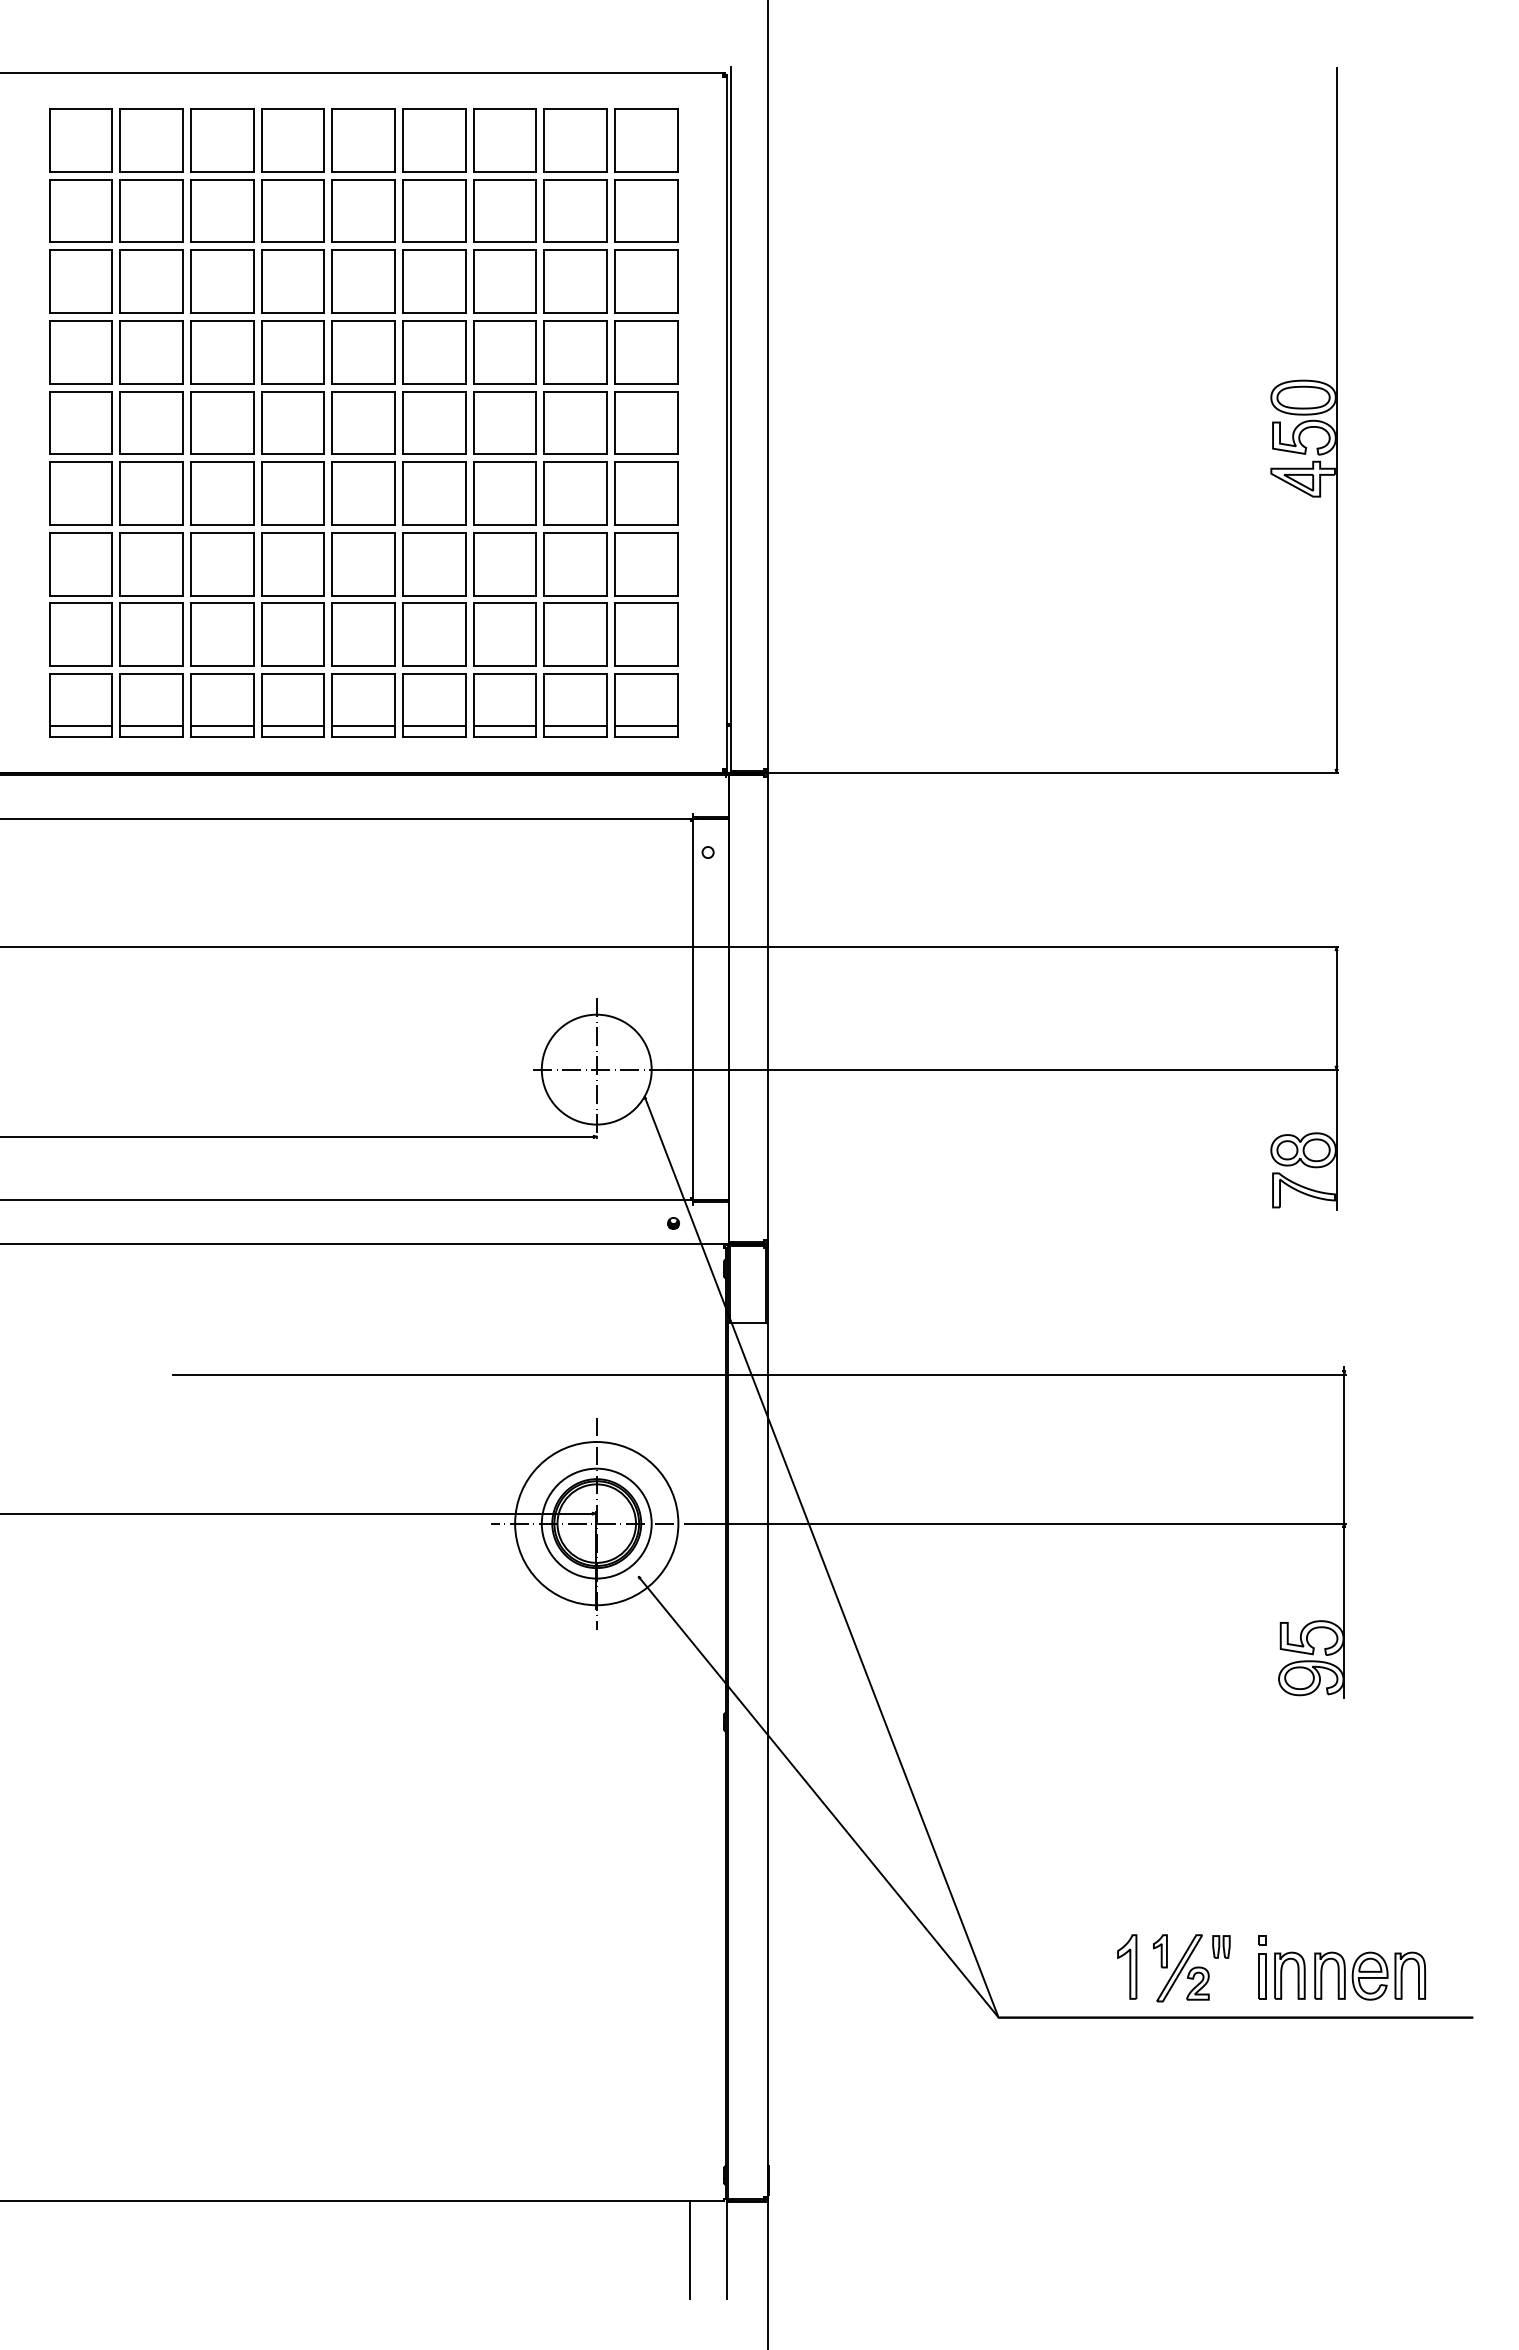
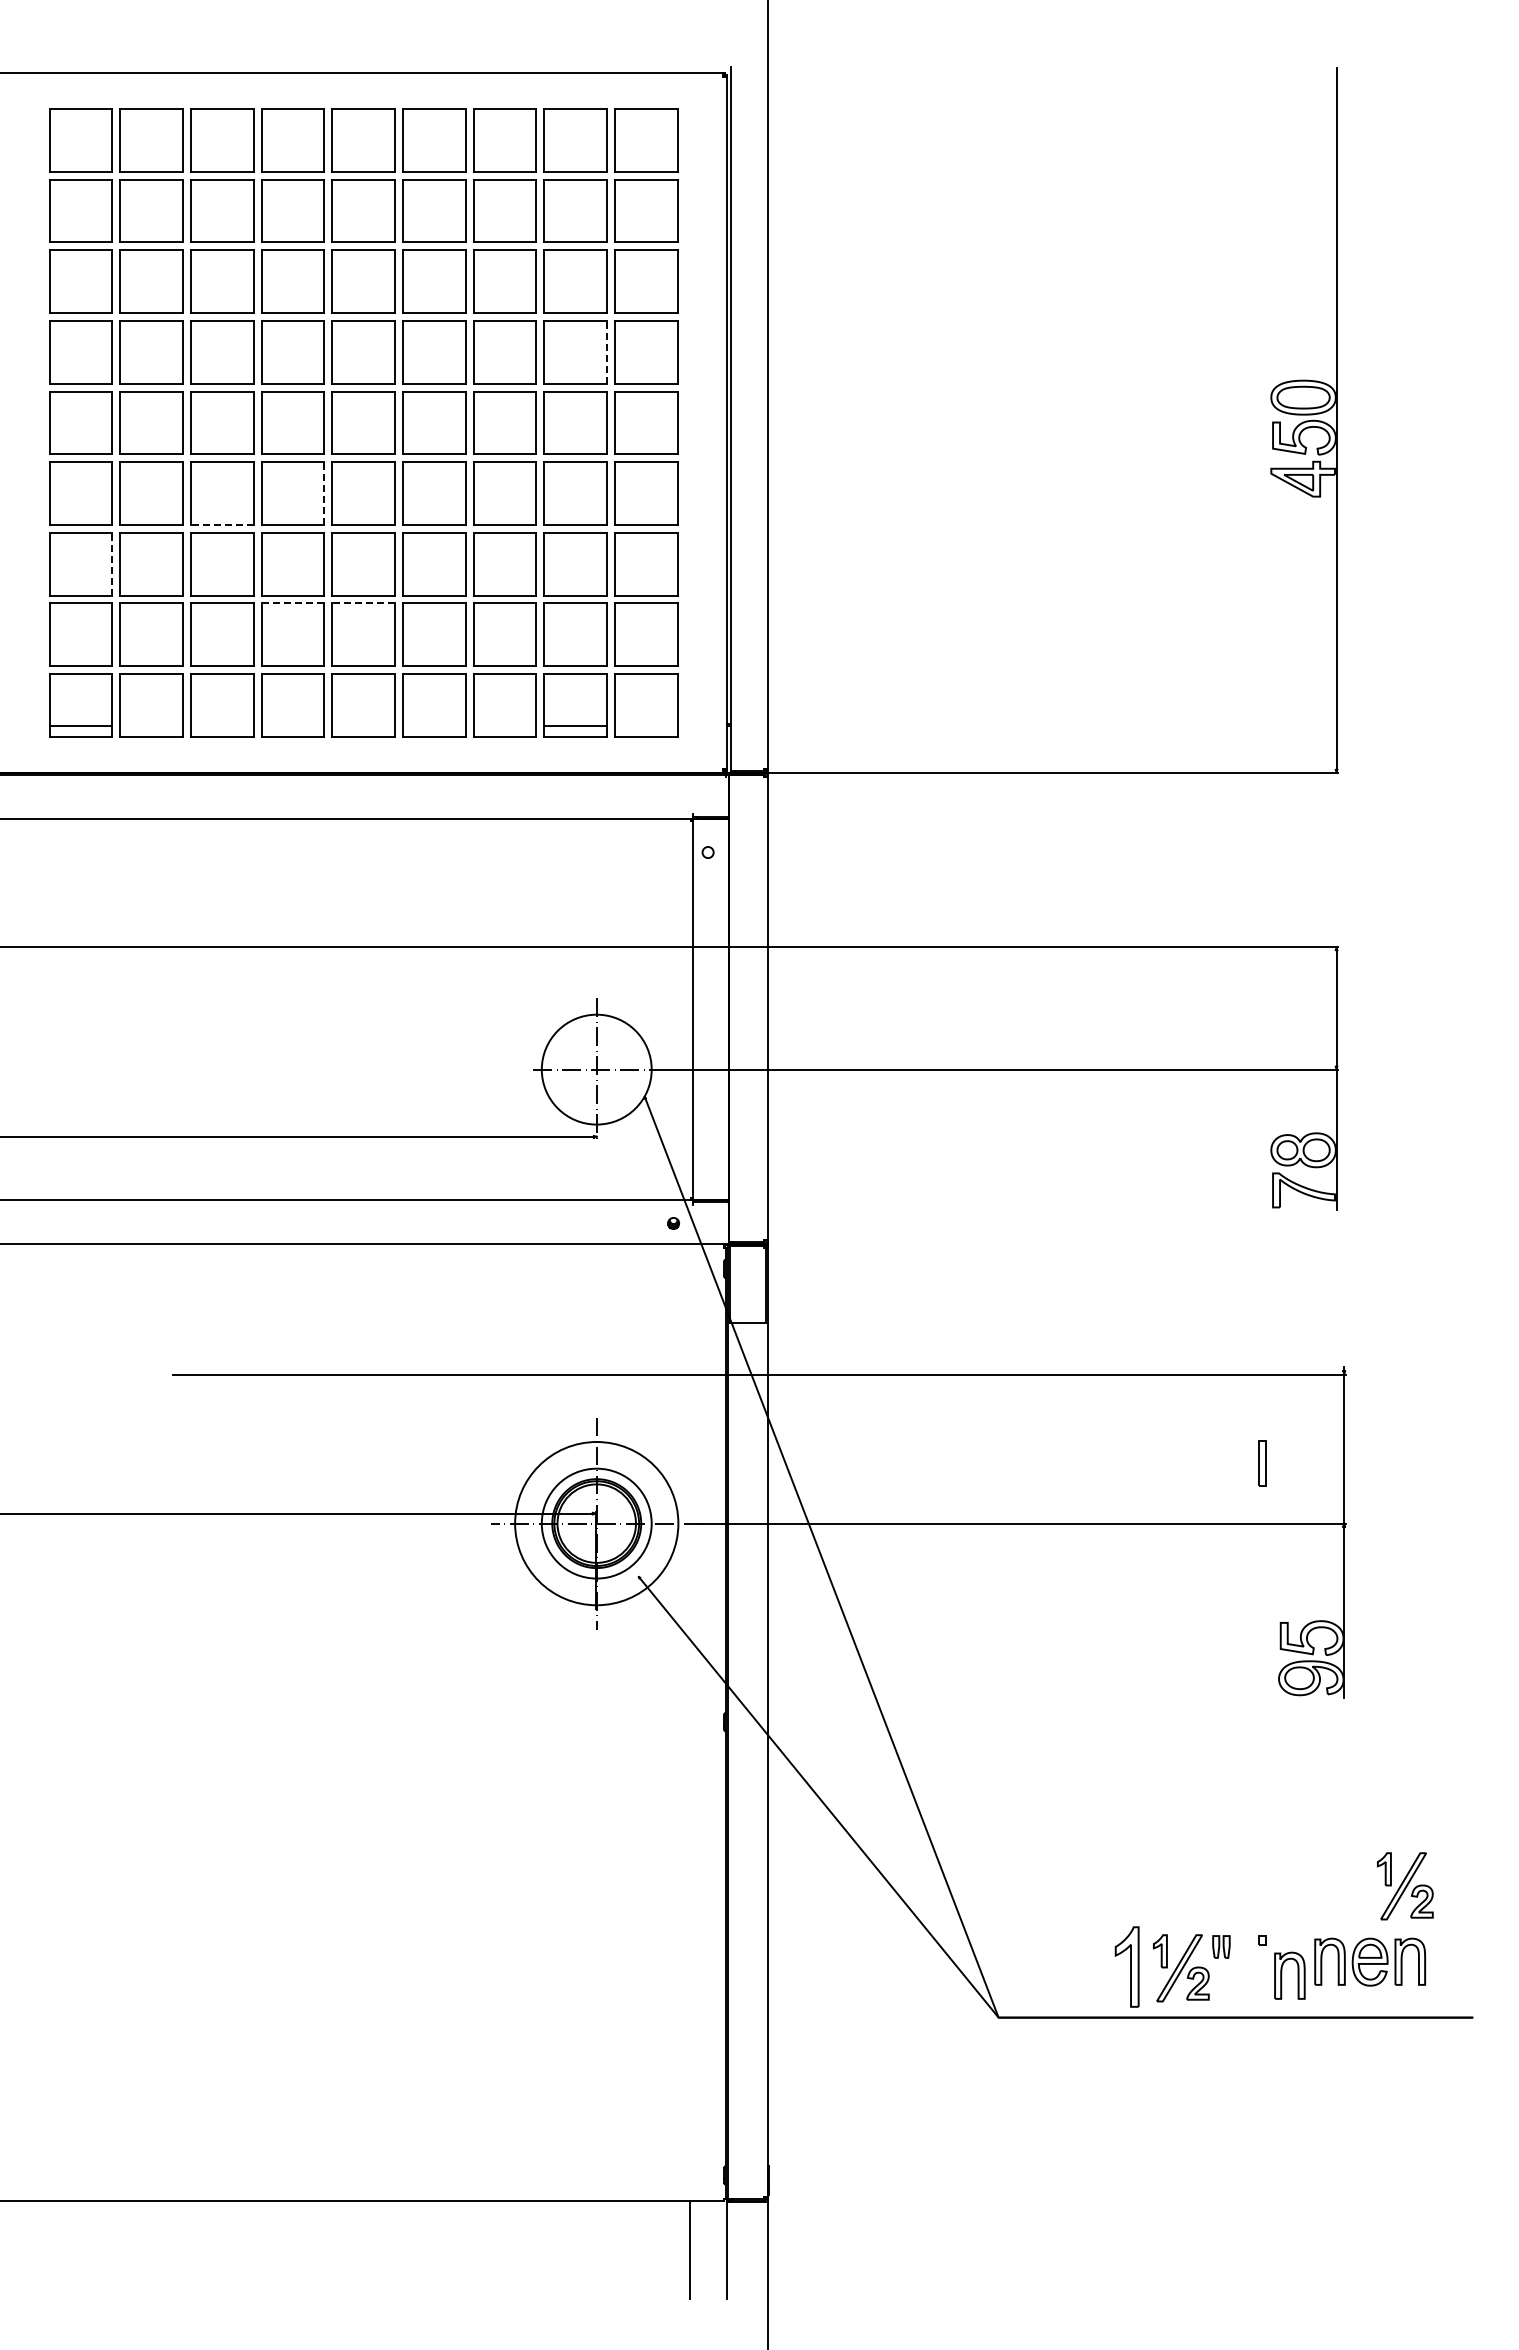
line: solid -> dashed (606, 351)
line: solid -> dashed (324, 493)
line: solid -> dashed (221, 525)
line: solid -> dashed (112, 563)
line: solid -> dashed (292, 603)
line: solid -> dashed (363, 603)
line: present -> none (151, 726)
line: present -> none (221, 726)
line: present -> none (292, 726)
line: present -> none (363, 726)
line: present -> none (433, 726)
line: present -> none (504, 726)
line: present -> none (645, 726)
part: none -> present (1405, 1886)
part size: 21x66 px -> 26x82 px (1126, 1966)
part position: (1369, 1975) -> (1369, 1961) (1369, 1961)
part position: (1262, 1976) -> (1262, 1463) (1262, 1463)
